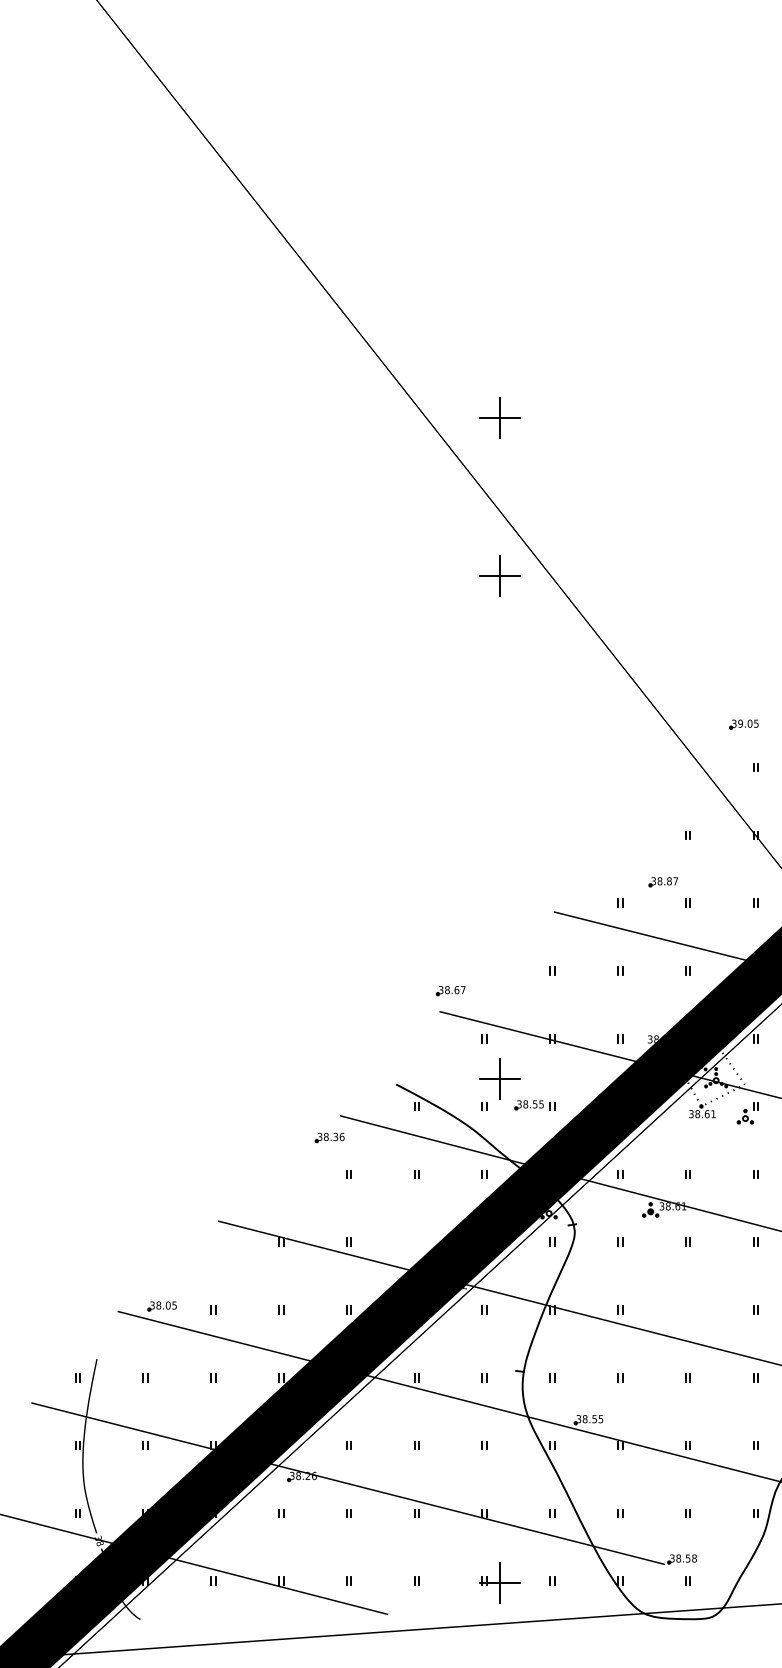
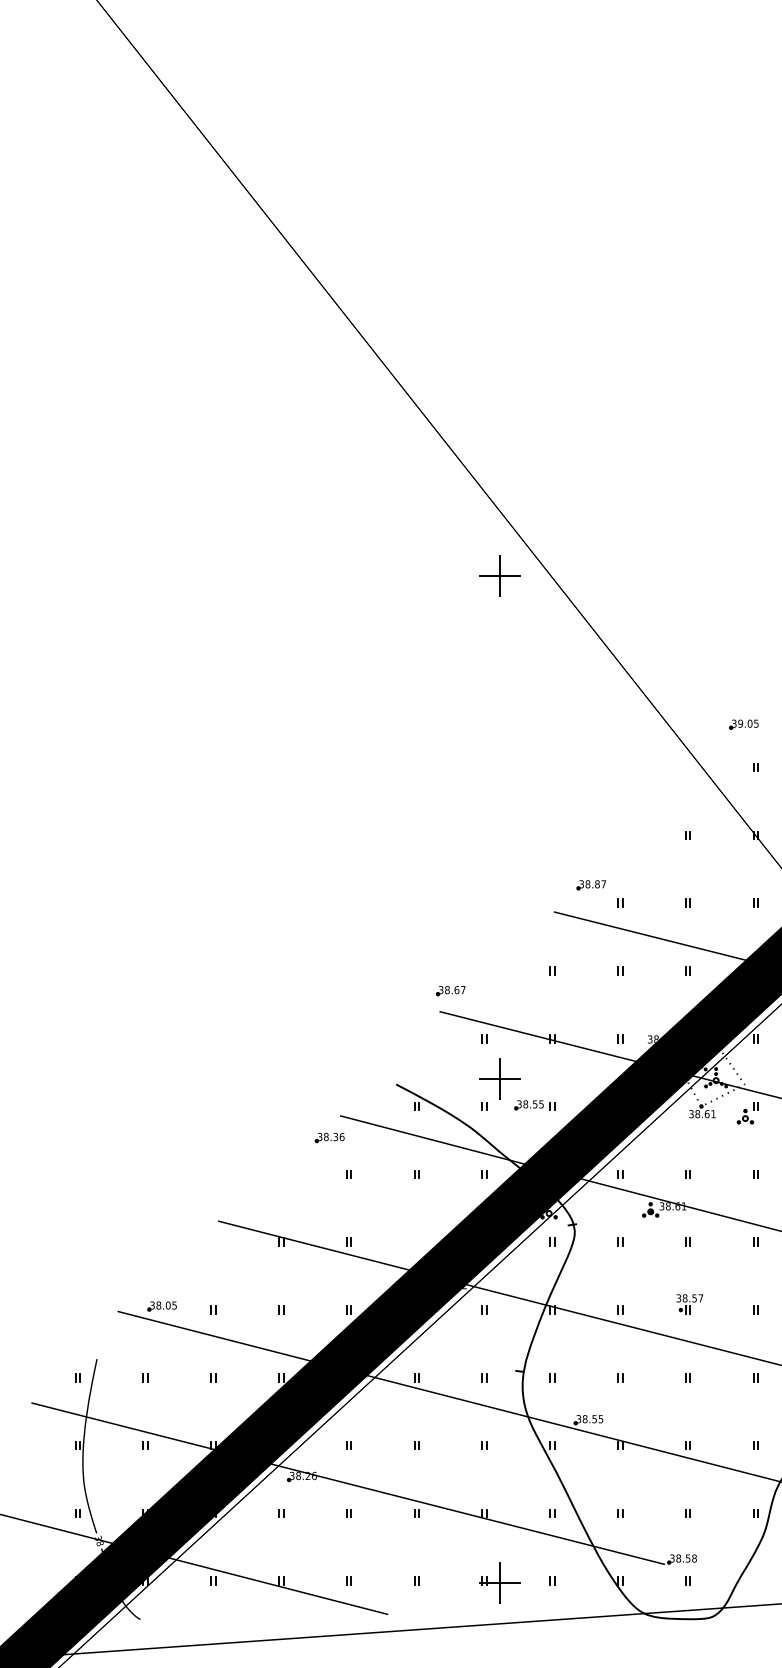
part: present -> none (499, 417)
part position: (662, 882) -> (590, 885) (590, 885)
part: none -> present (689, 1304)
